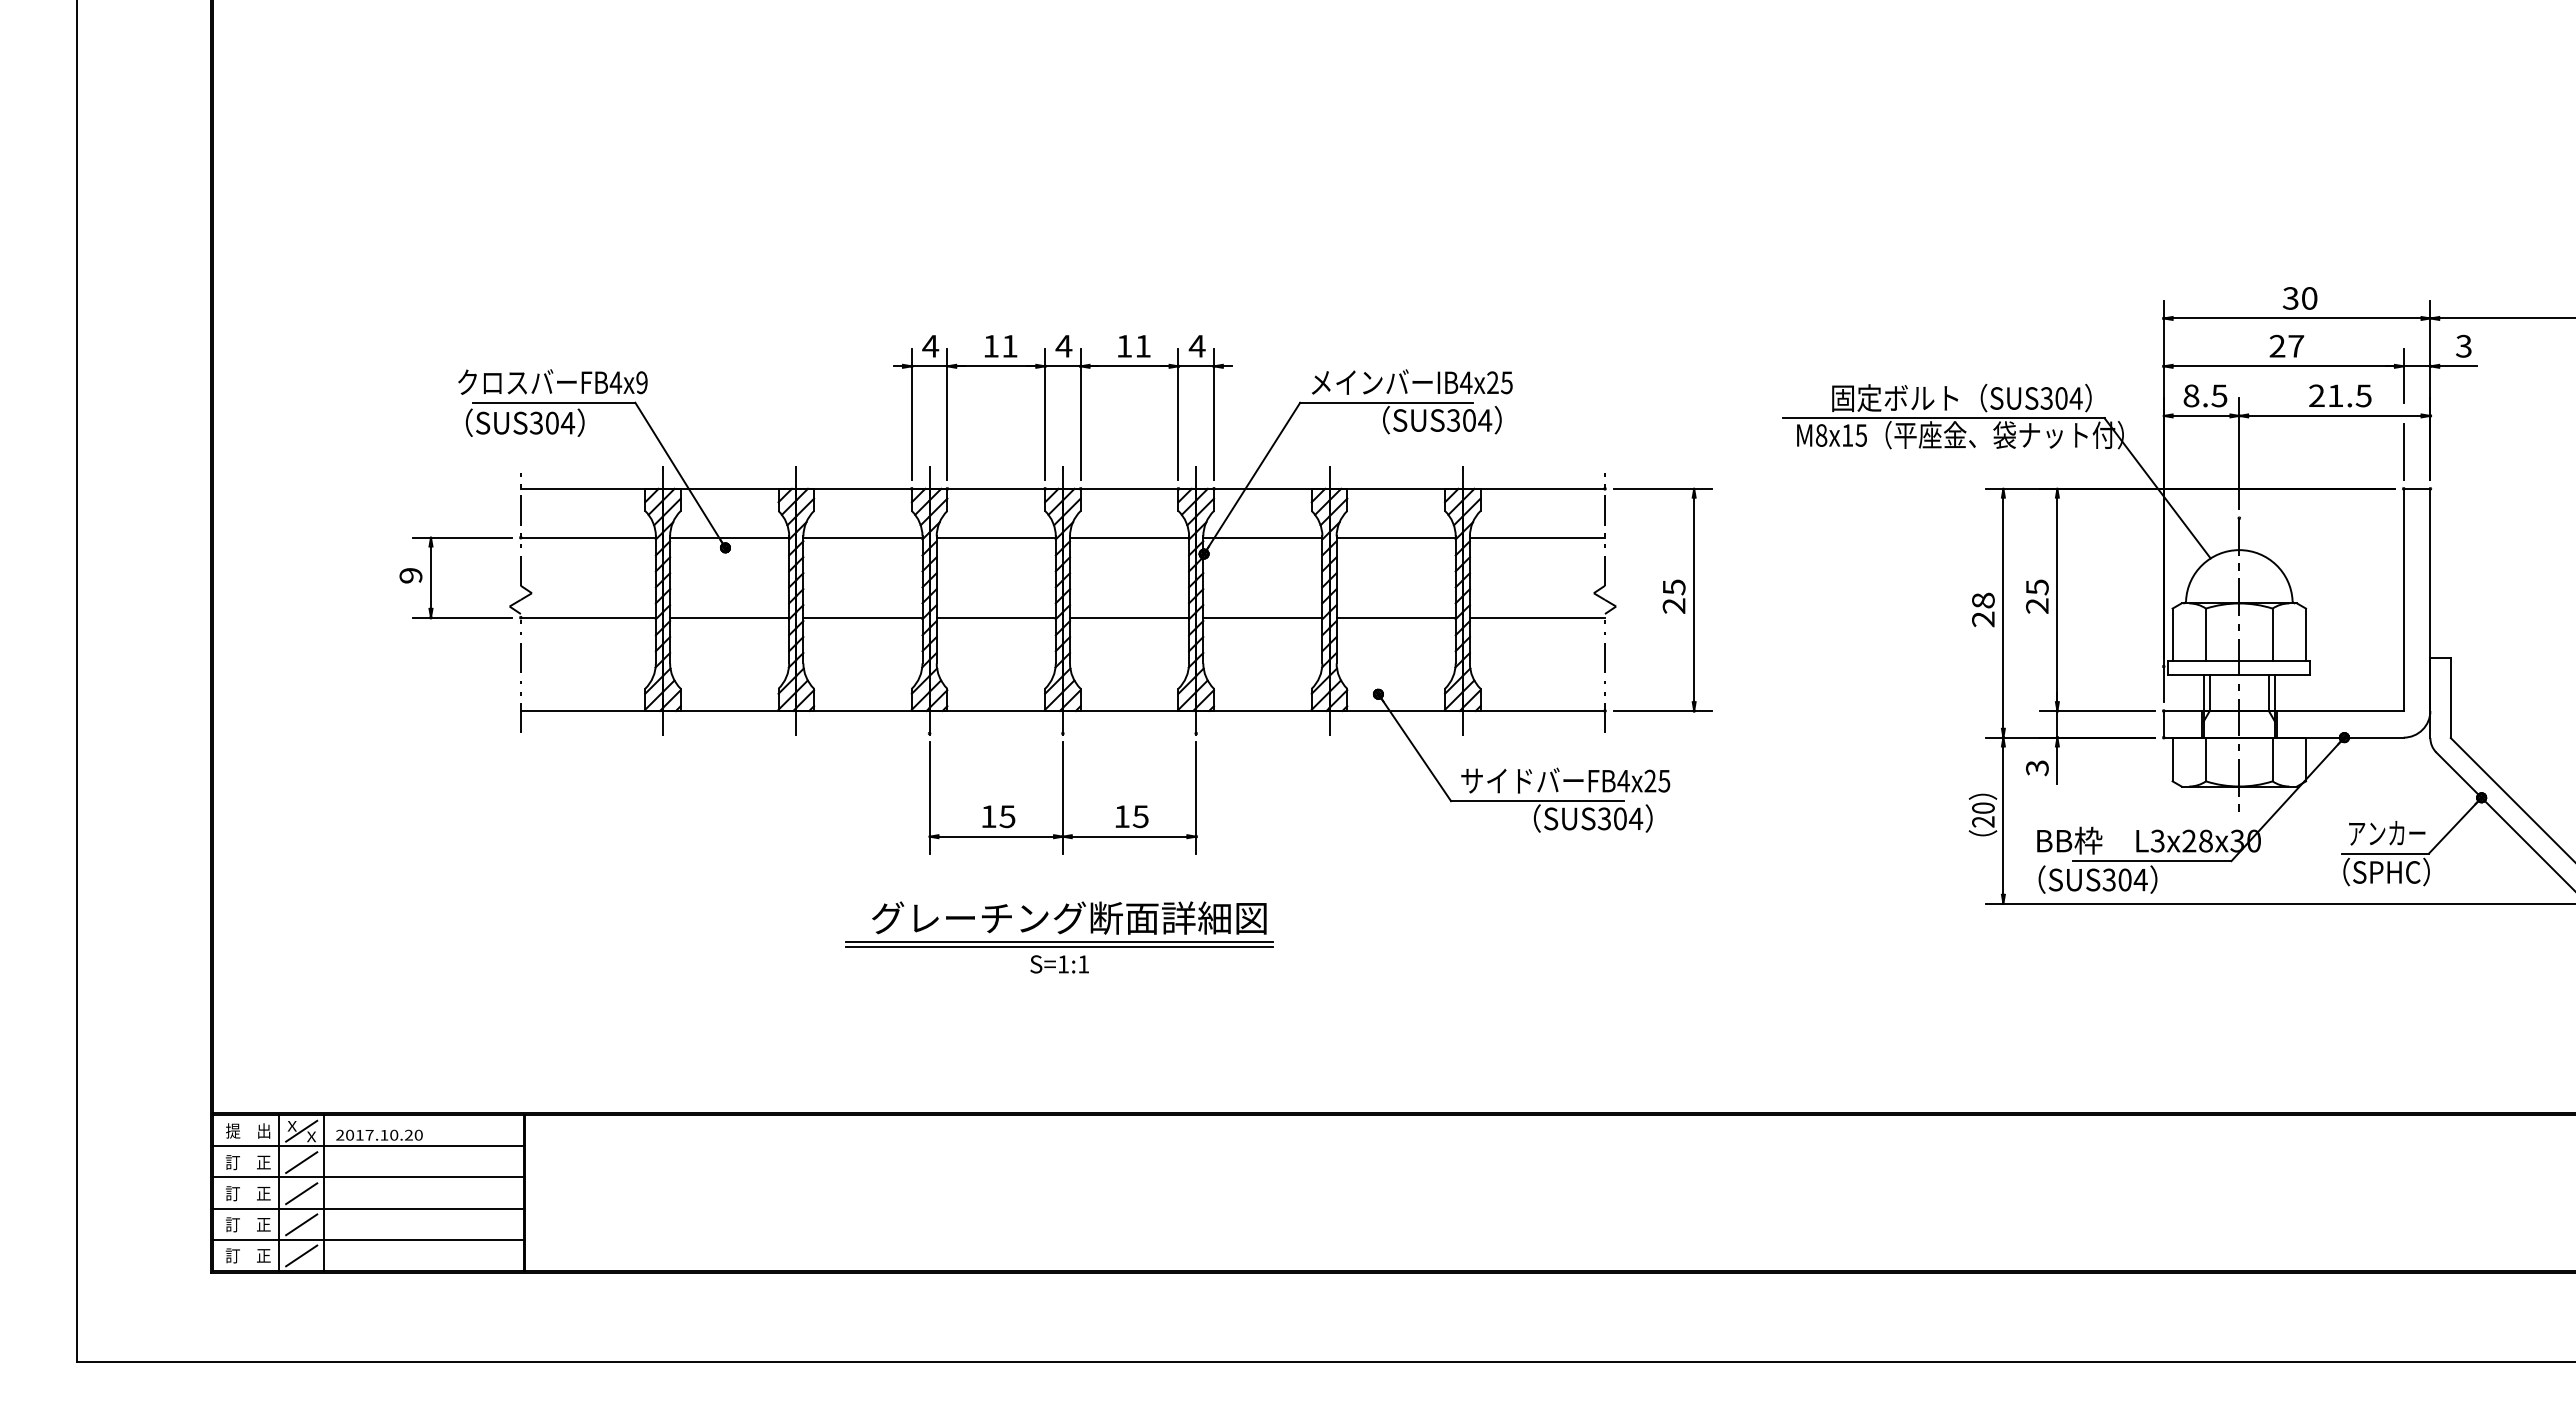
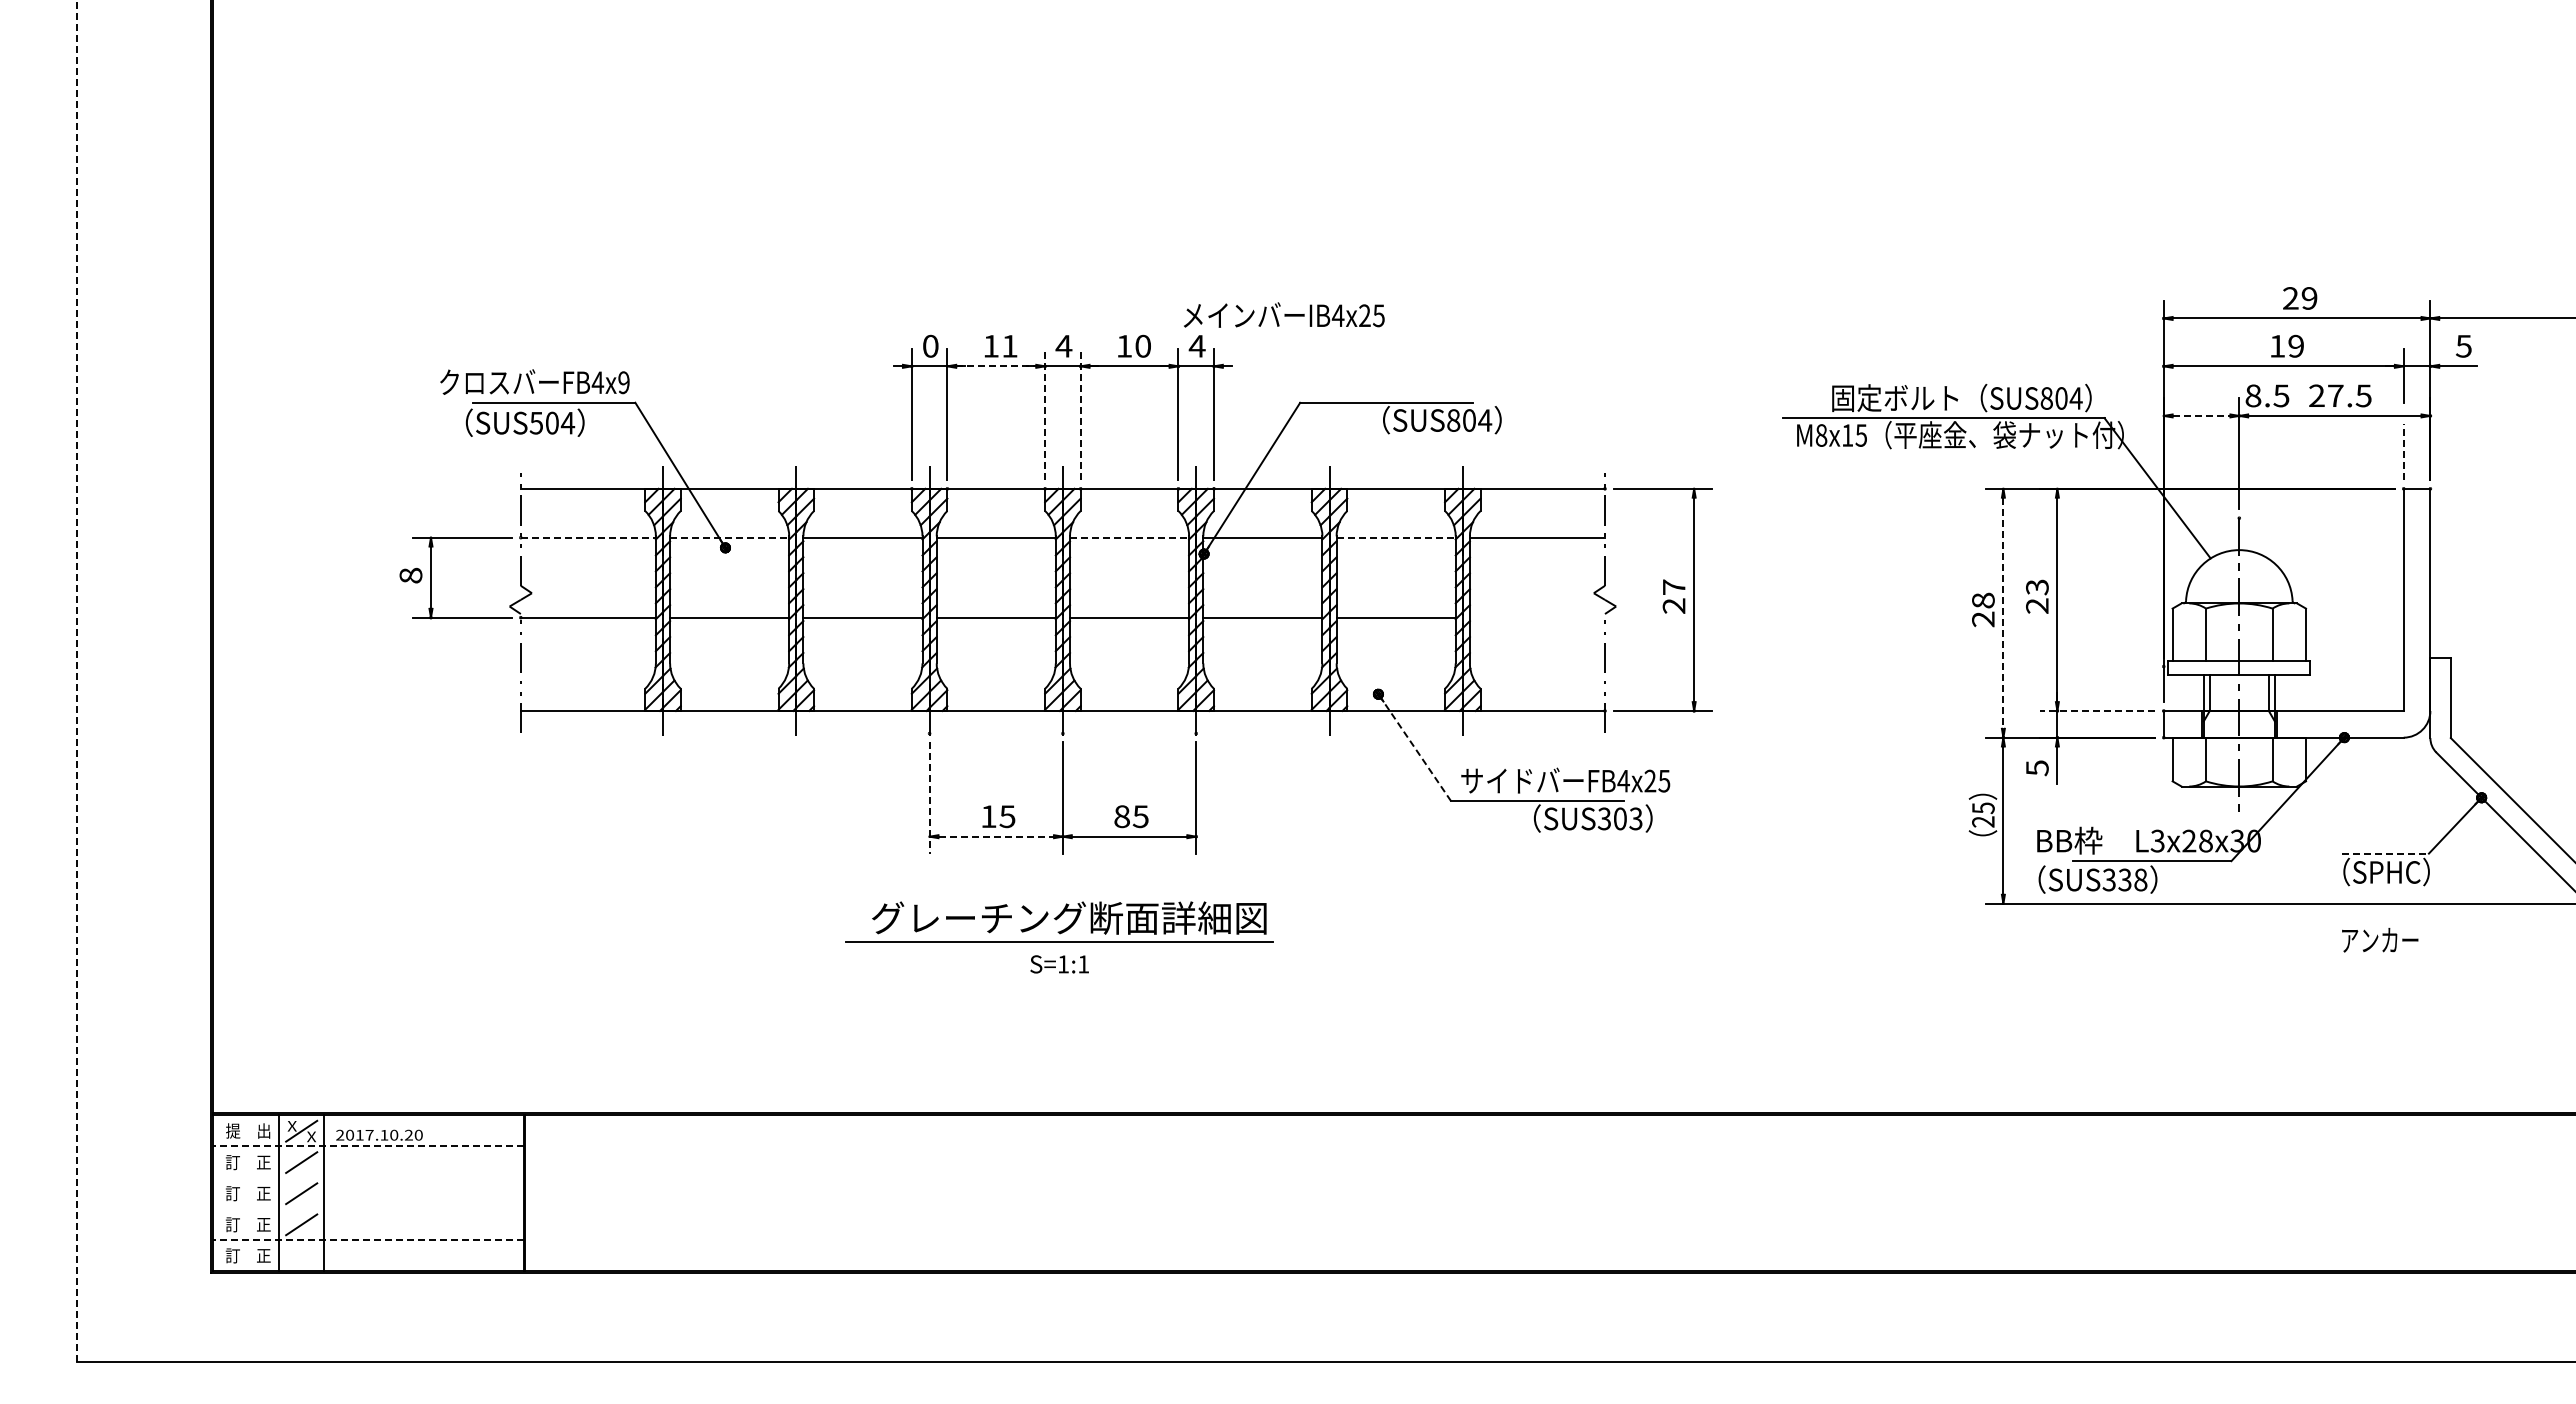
text: 30 -> 29 (2299, 298)
text: 4 -> 0 (930, 345)
text: 11 -> 10 (1142, 345)
text: 27 -> 19 (2286, 345)
text: 3 -> 5 (2463, 345)
line: solid -> dashed (996, 366)
text position: (552, 381) -> (534, 381) (534, 381)
text position: (1412, 381) -> (1284, 314) (1284, 314)
text position: (2205, 395) -> (2267, 395) (2267, 395)
text: 21.5 -> 27.5 (2335, 395)
text: SUS304 -> SUS804 (2046, 398)
line: solid -> dashed (1045, 414)
line: solid -> dashed (1080, 414)
line: solid -> dashed (2201, 415)
text: SUS304 -> SUS804 (1453, 420)
text: SUS304 -> SUS504 (536, 422)
line: solid -> dashed (2403, 451)
line: solid -> dashed (588, 537)
line: solid -> dashed (729, 537)
line: solid -> dashed (1129, 537)
line: solid -> dashed (1396, 537)
text: 9 -> 8 (410, 575)
text: 25 -> 23 (2037, 586)
text: 25 -> 27 (1674, 587)
line: solid -> dashed (2003, 613)
line: present -> none (1537, 617)
line: solid -> dashed (77, 681)
line: solid -> dashed (2097, 710)
line: solid -> dashed (1415, 748)
text: 3 -> 5 (2037, 767)
line: solid -> dashed (929, 798)
text: 20 -> 25 (1983, 808)
text: 15 -> 85 (1121, 816)
text: SUS304 -> SUS303 (1635, 818)
text position: (2387, 833) -> (2380, 940) (2380, 940)
line: solid -> dashed (996, 836)
line: solid -> dashed (2385, 853)
text: SUS304 -> SUS338 (2132, 879)
line: present -> none (1058, 946)
line: solid -> dashed (368, 1146)
line: present -> none (367, 1177)
line: present -> none (367, 1208)
line: solid -> dashed (368, 1239)
line: present -> none (301, 1255)
